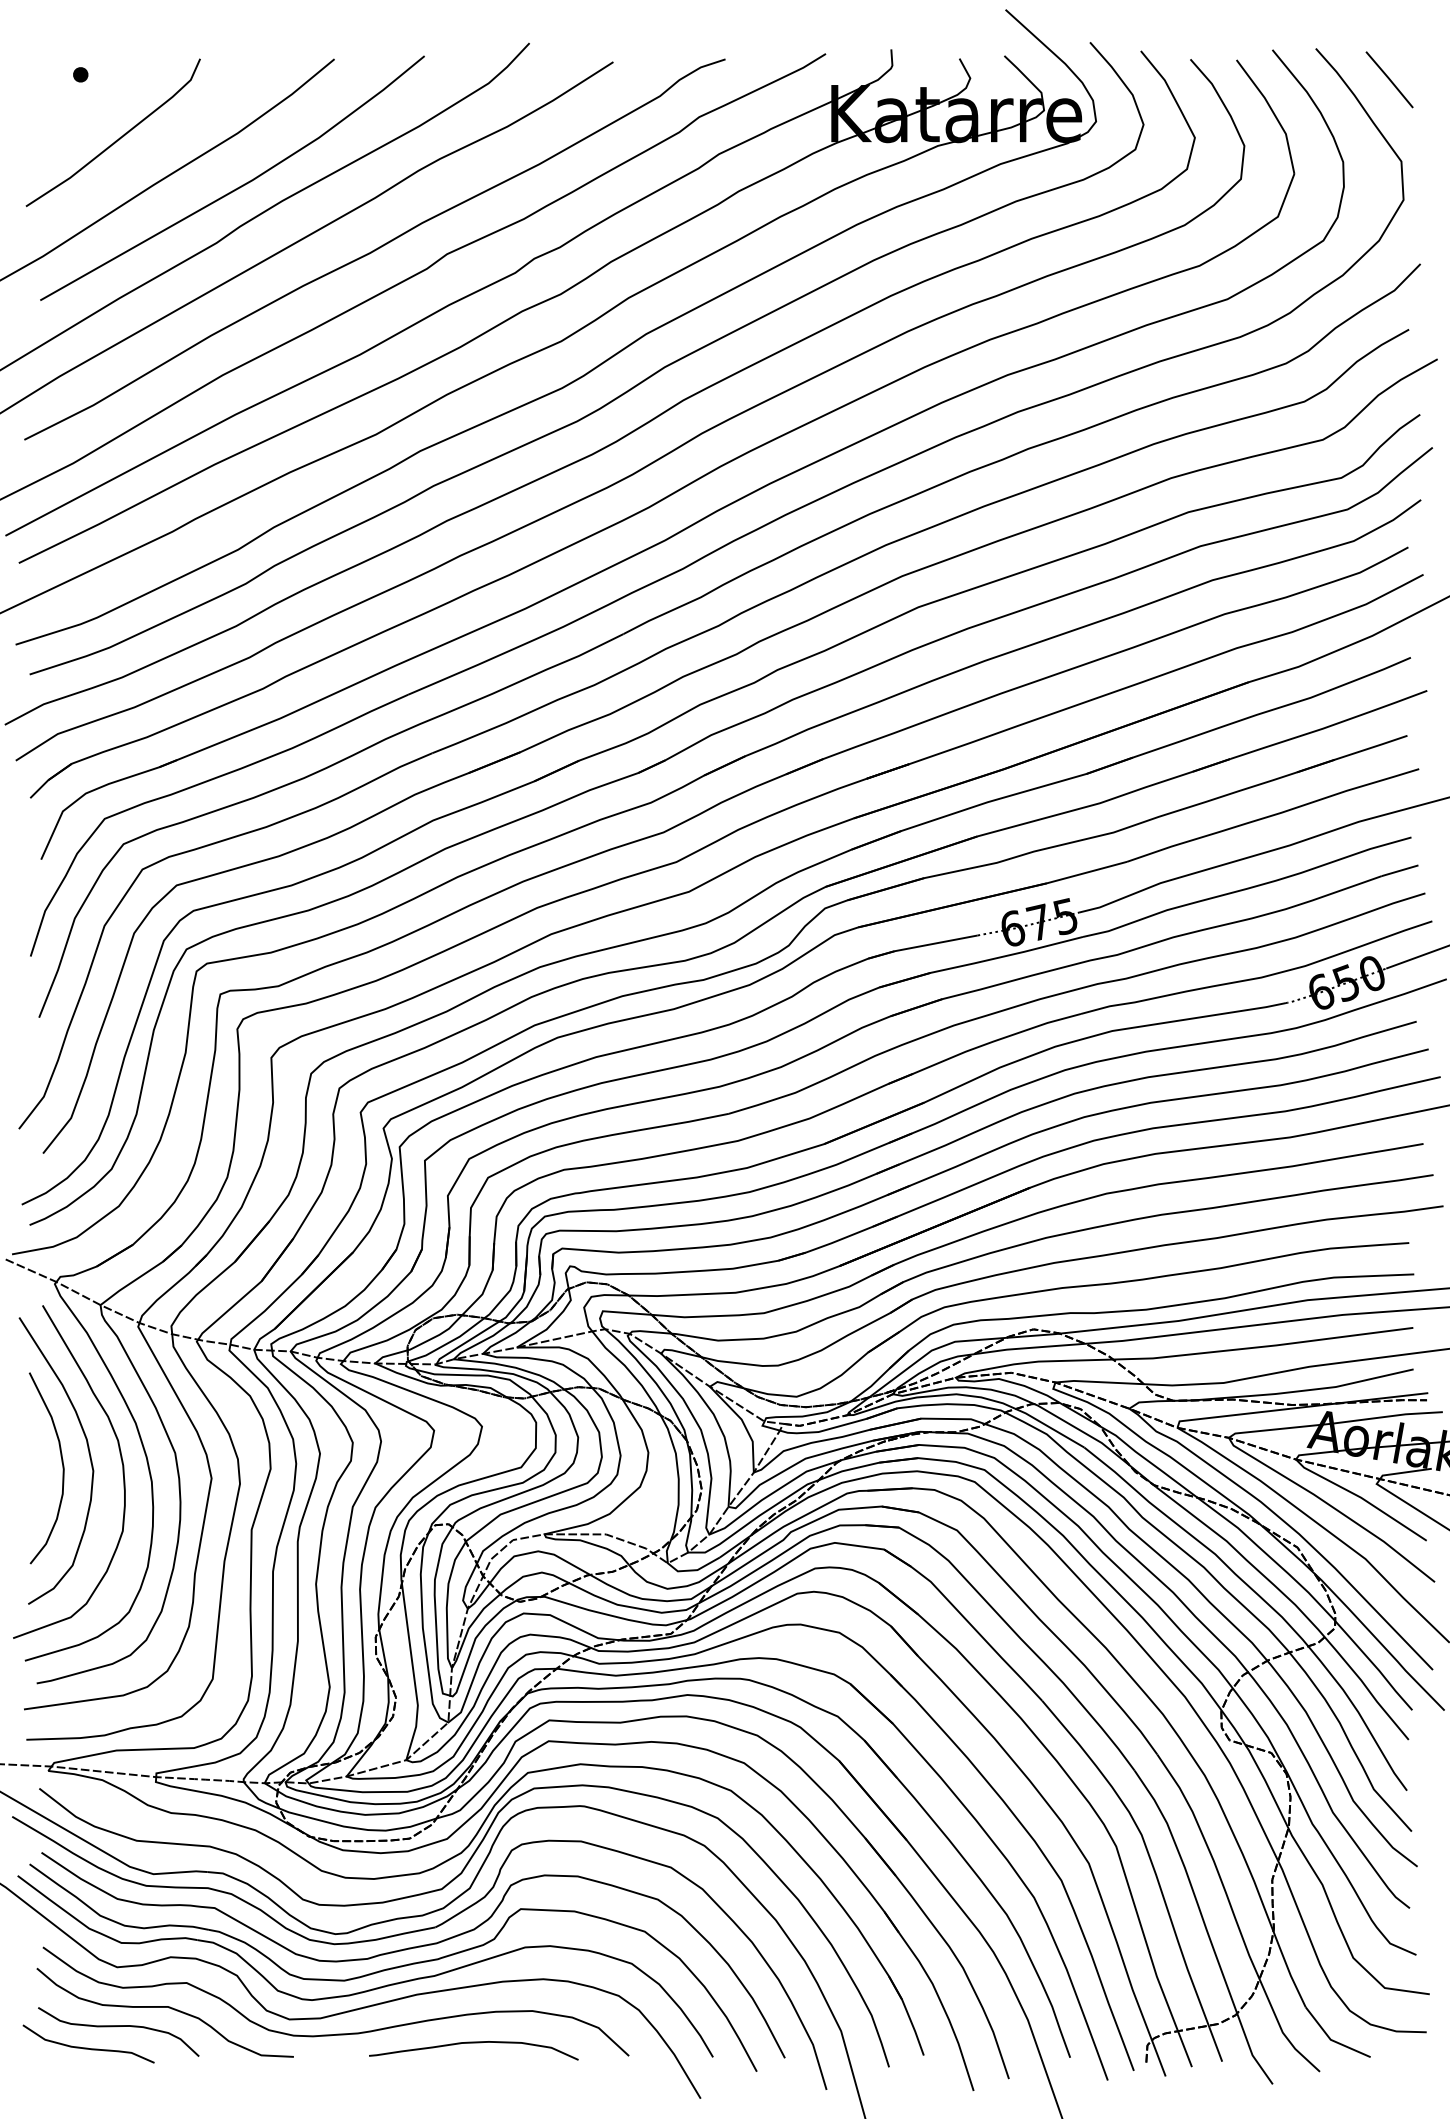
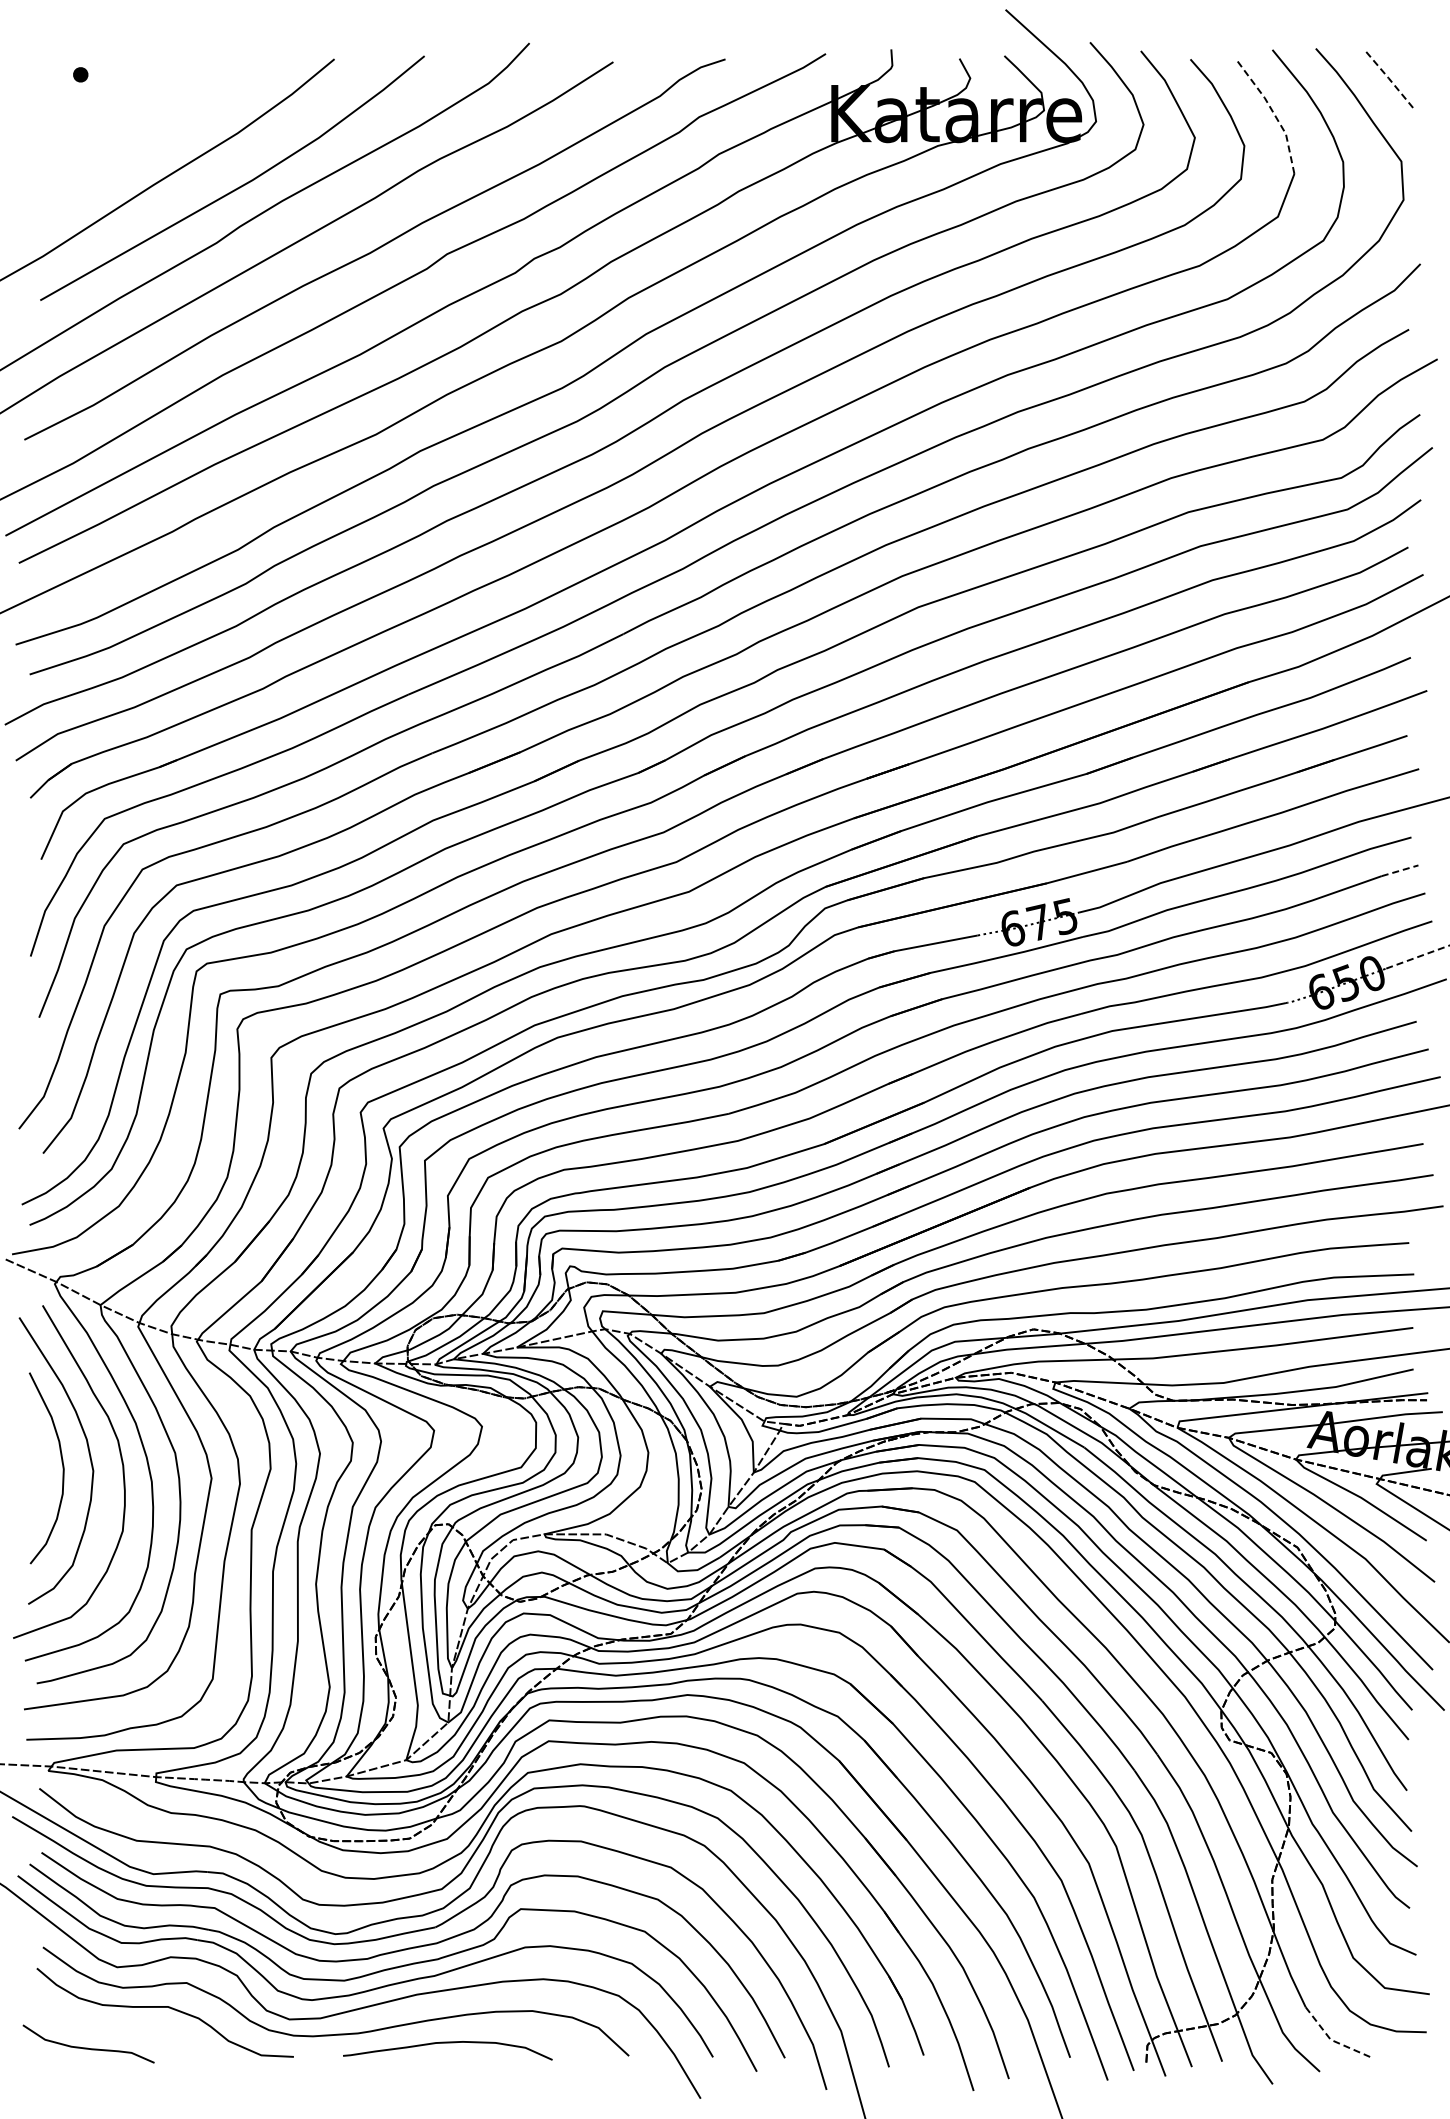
line: solid -> dashed (1389, 78)
line: solid -> dashed (1273, 112)
curve: present -> none (118, 138)
line: solid -> dashed (1400, 870)
line: solid -> dashed (1418, 956)
curve: present -> none (118, 2026)
line: solid -> dashed (1331, 2040)
curve position: (473, 2043) -> (447, 2043) (447, 2043)
